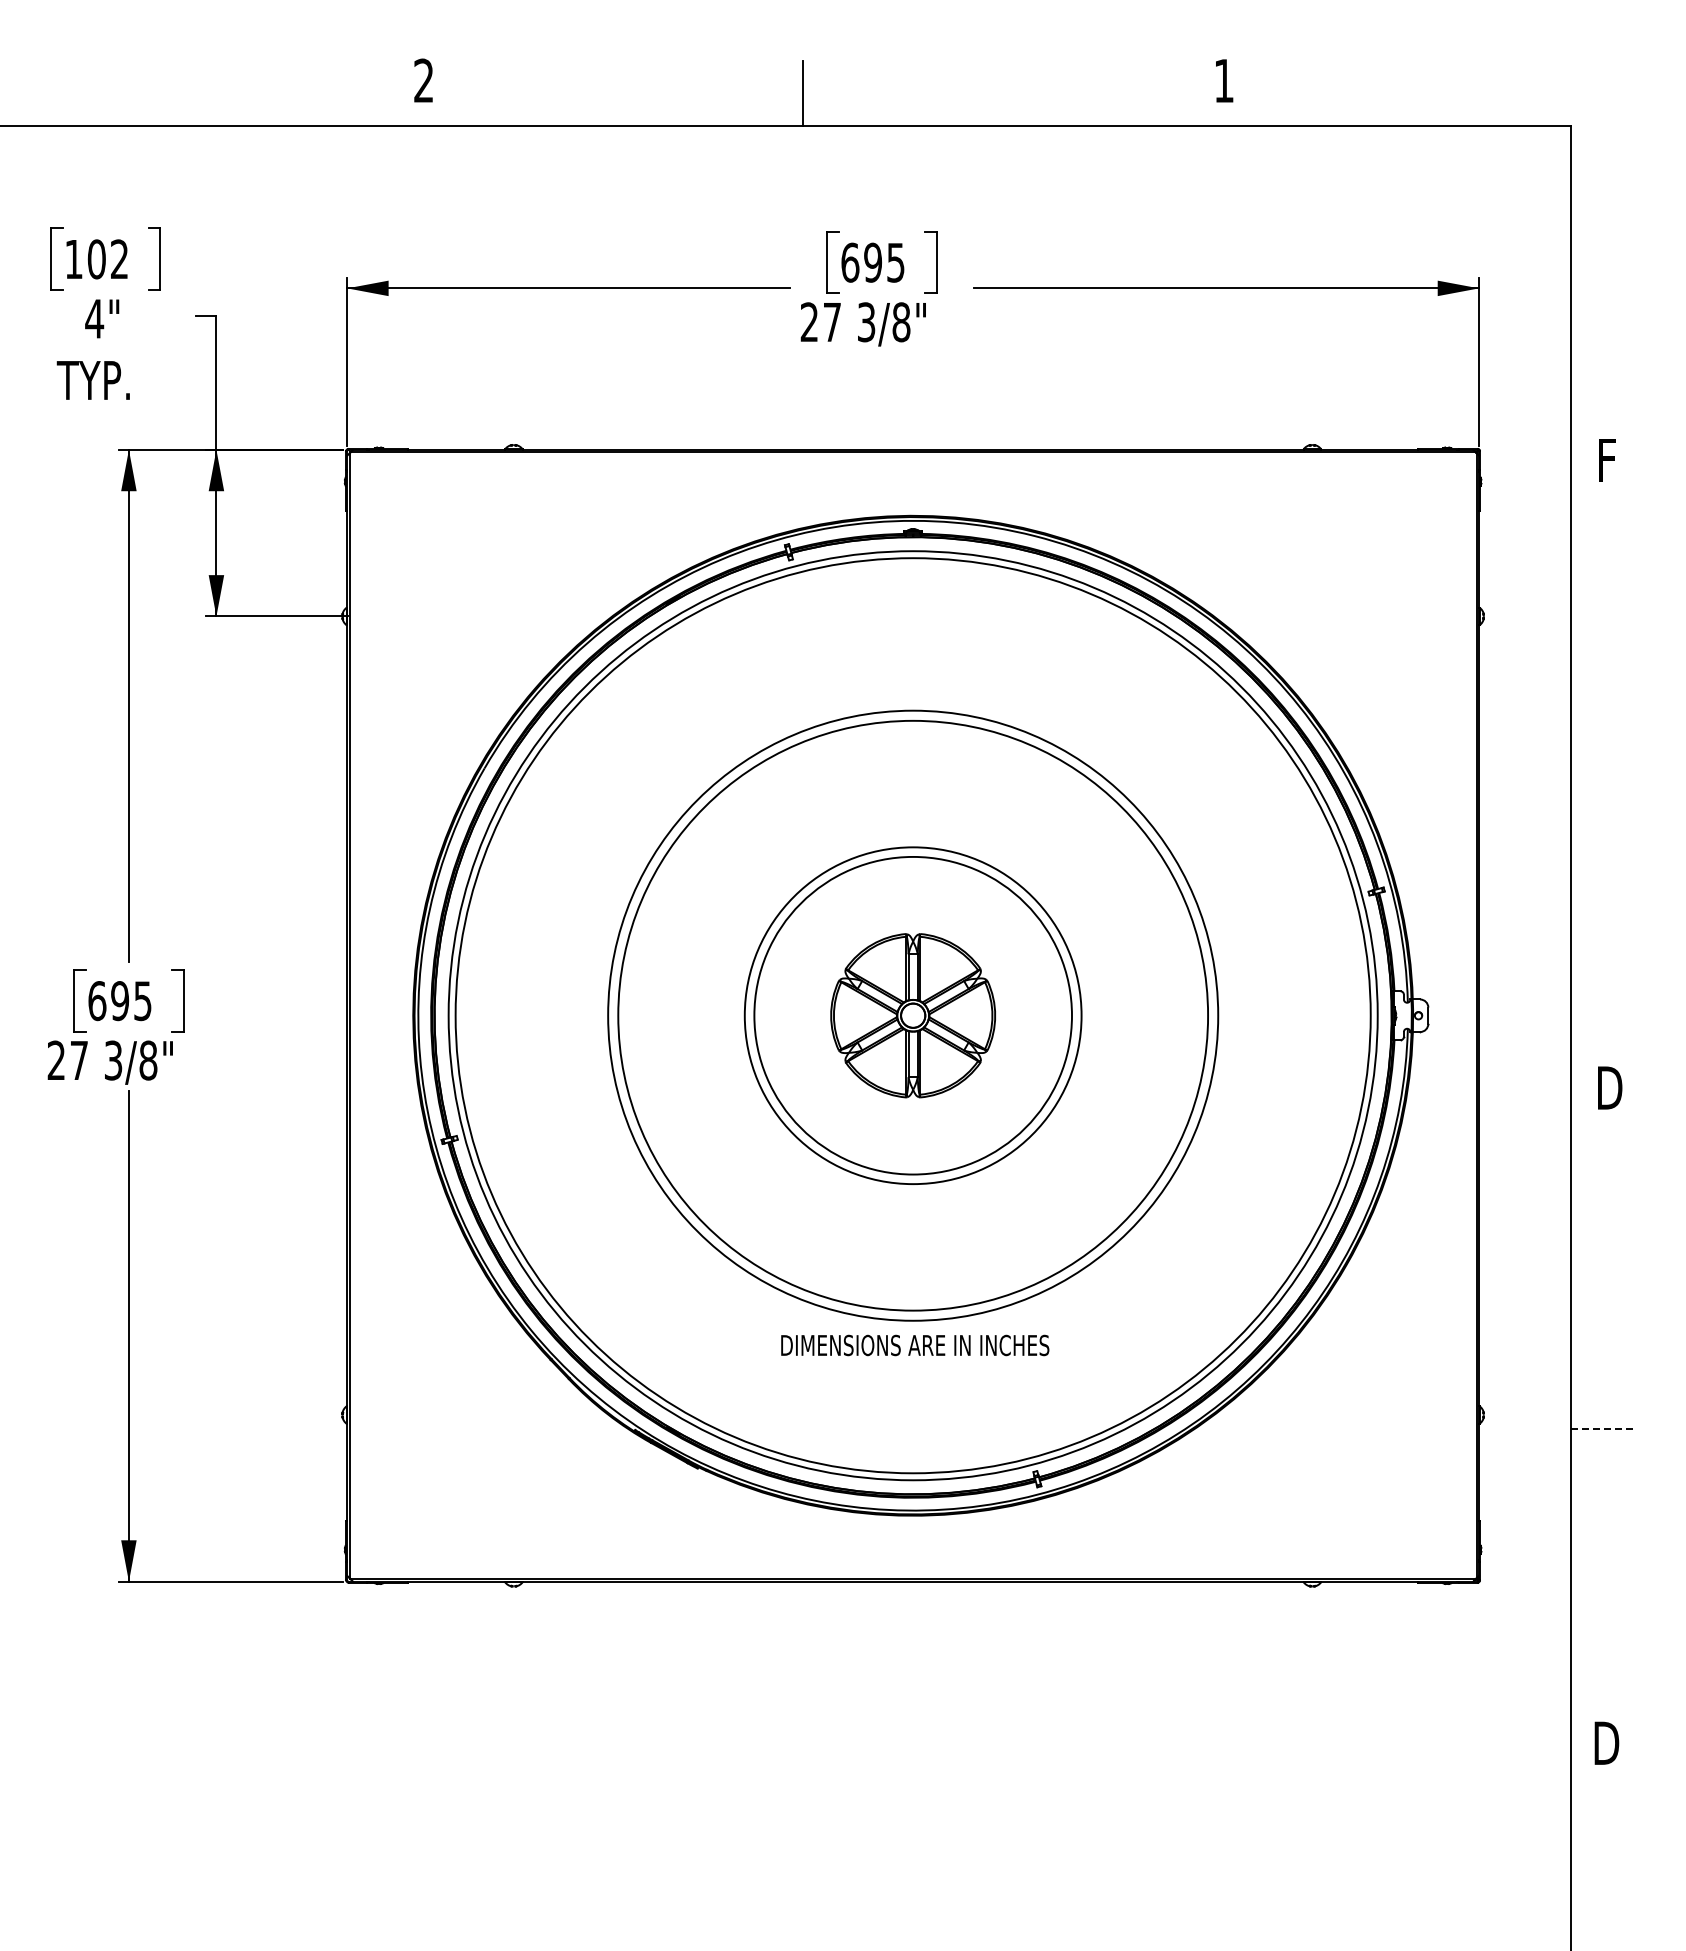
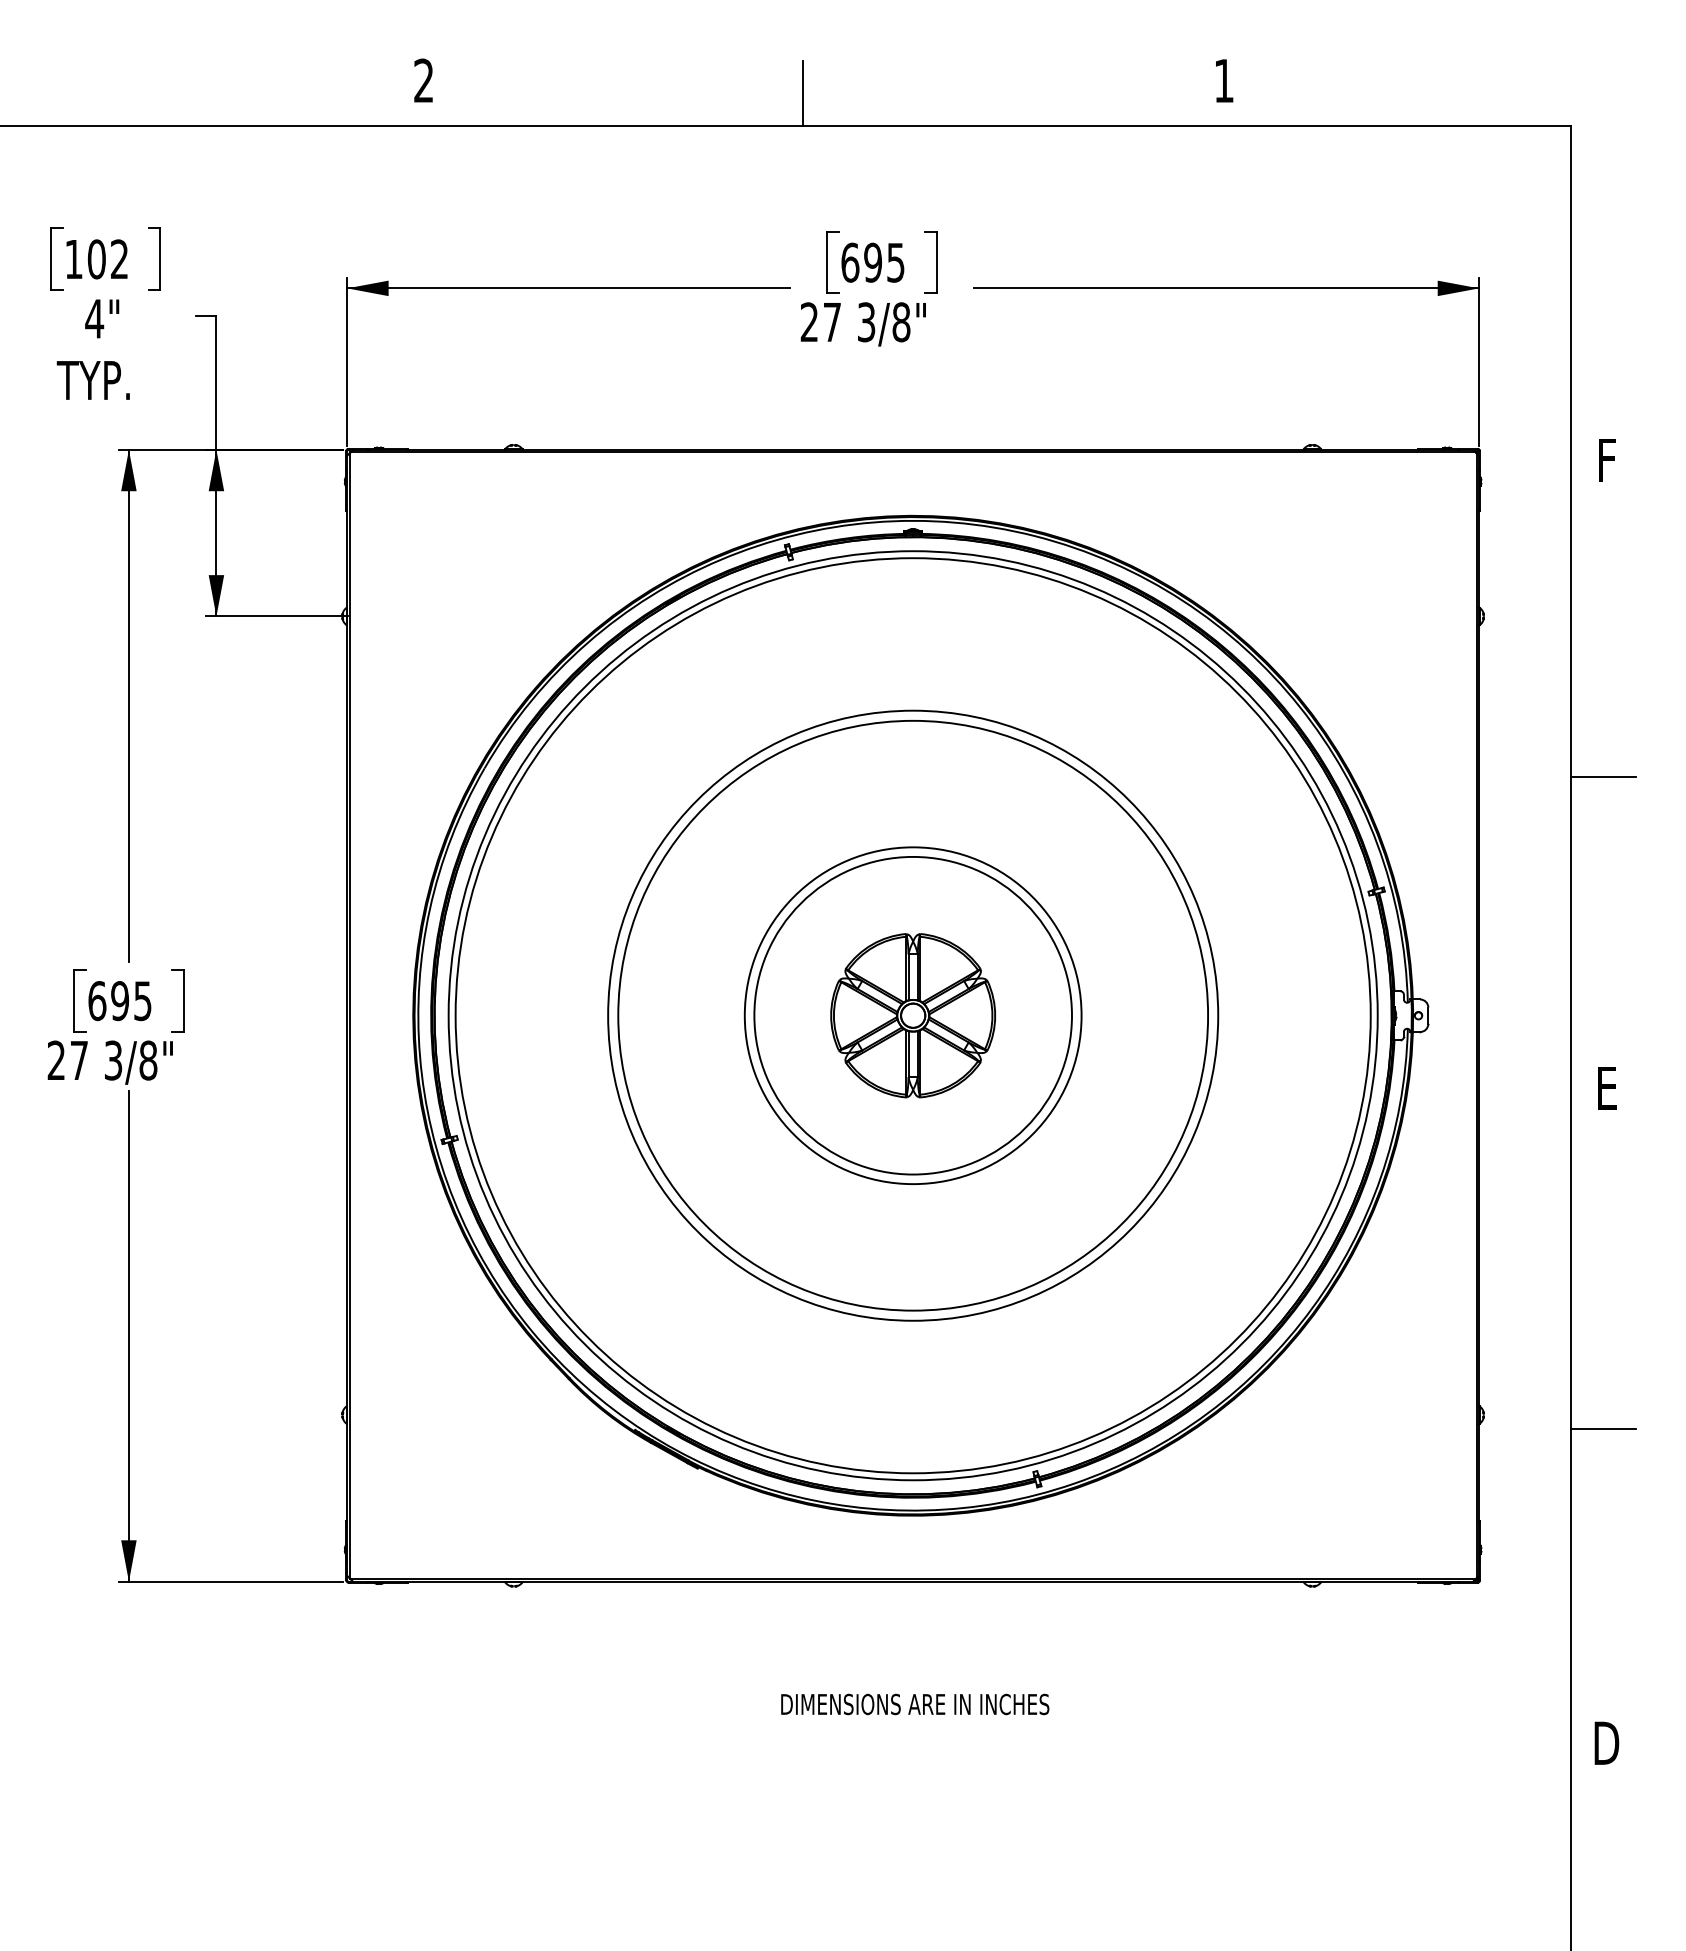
line: none -> present (1602, 777)
text: D -> E (1610, 1087)
text position: (915, 1345) -> (915, 1704) (915, 1704)
line: dashed -> solid (1603, 1428)
